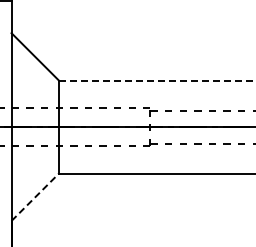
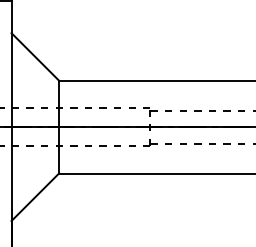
line: dashed -> solid (157, 80)
line: dashed -> solid (35, 196)
